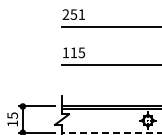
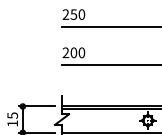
text: 251 -> 250 (81, 14)
text: 115 -> 200 (73, 52)
line: dashed -> solid (111, 132)
